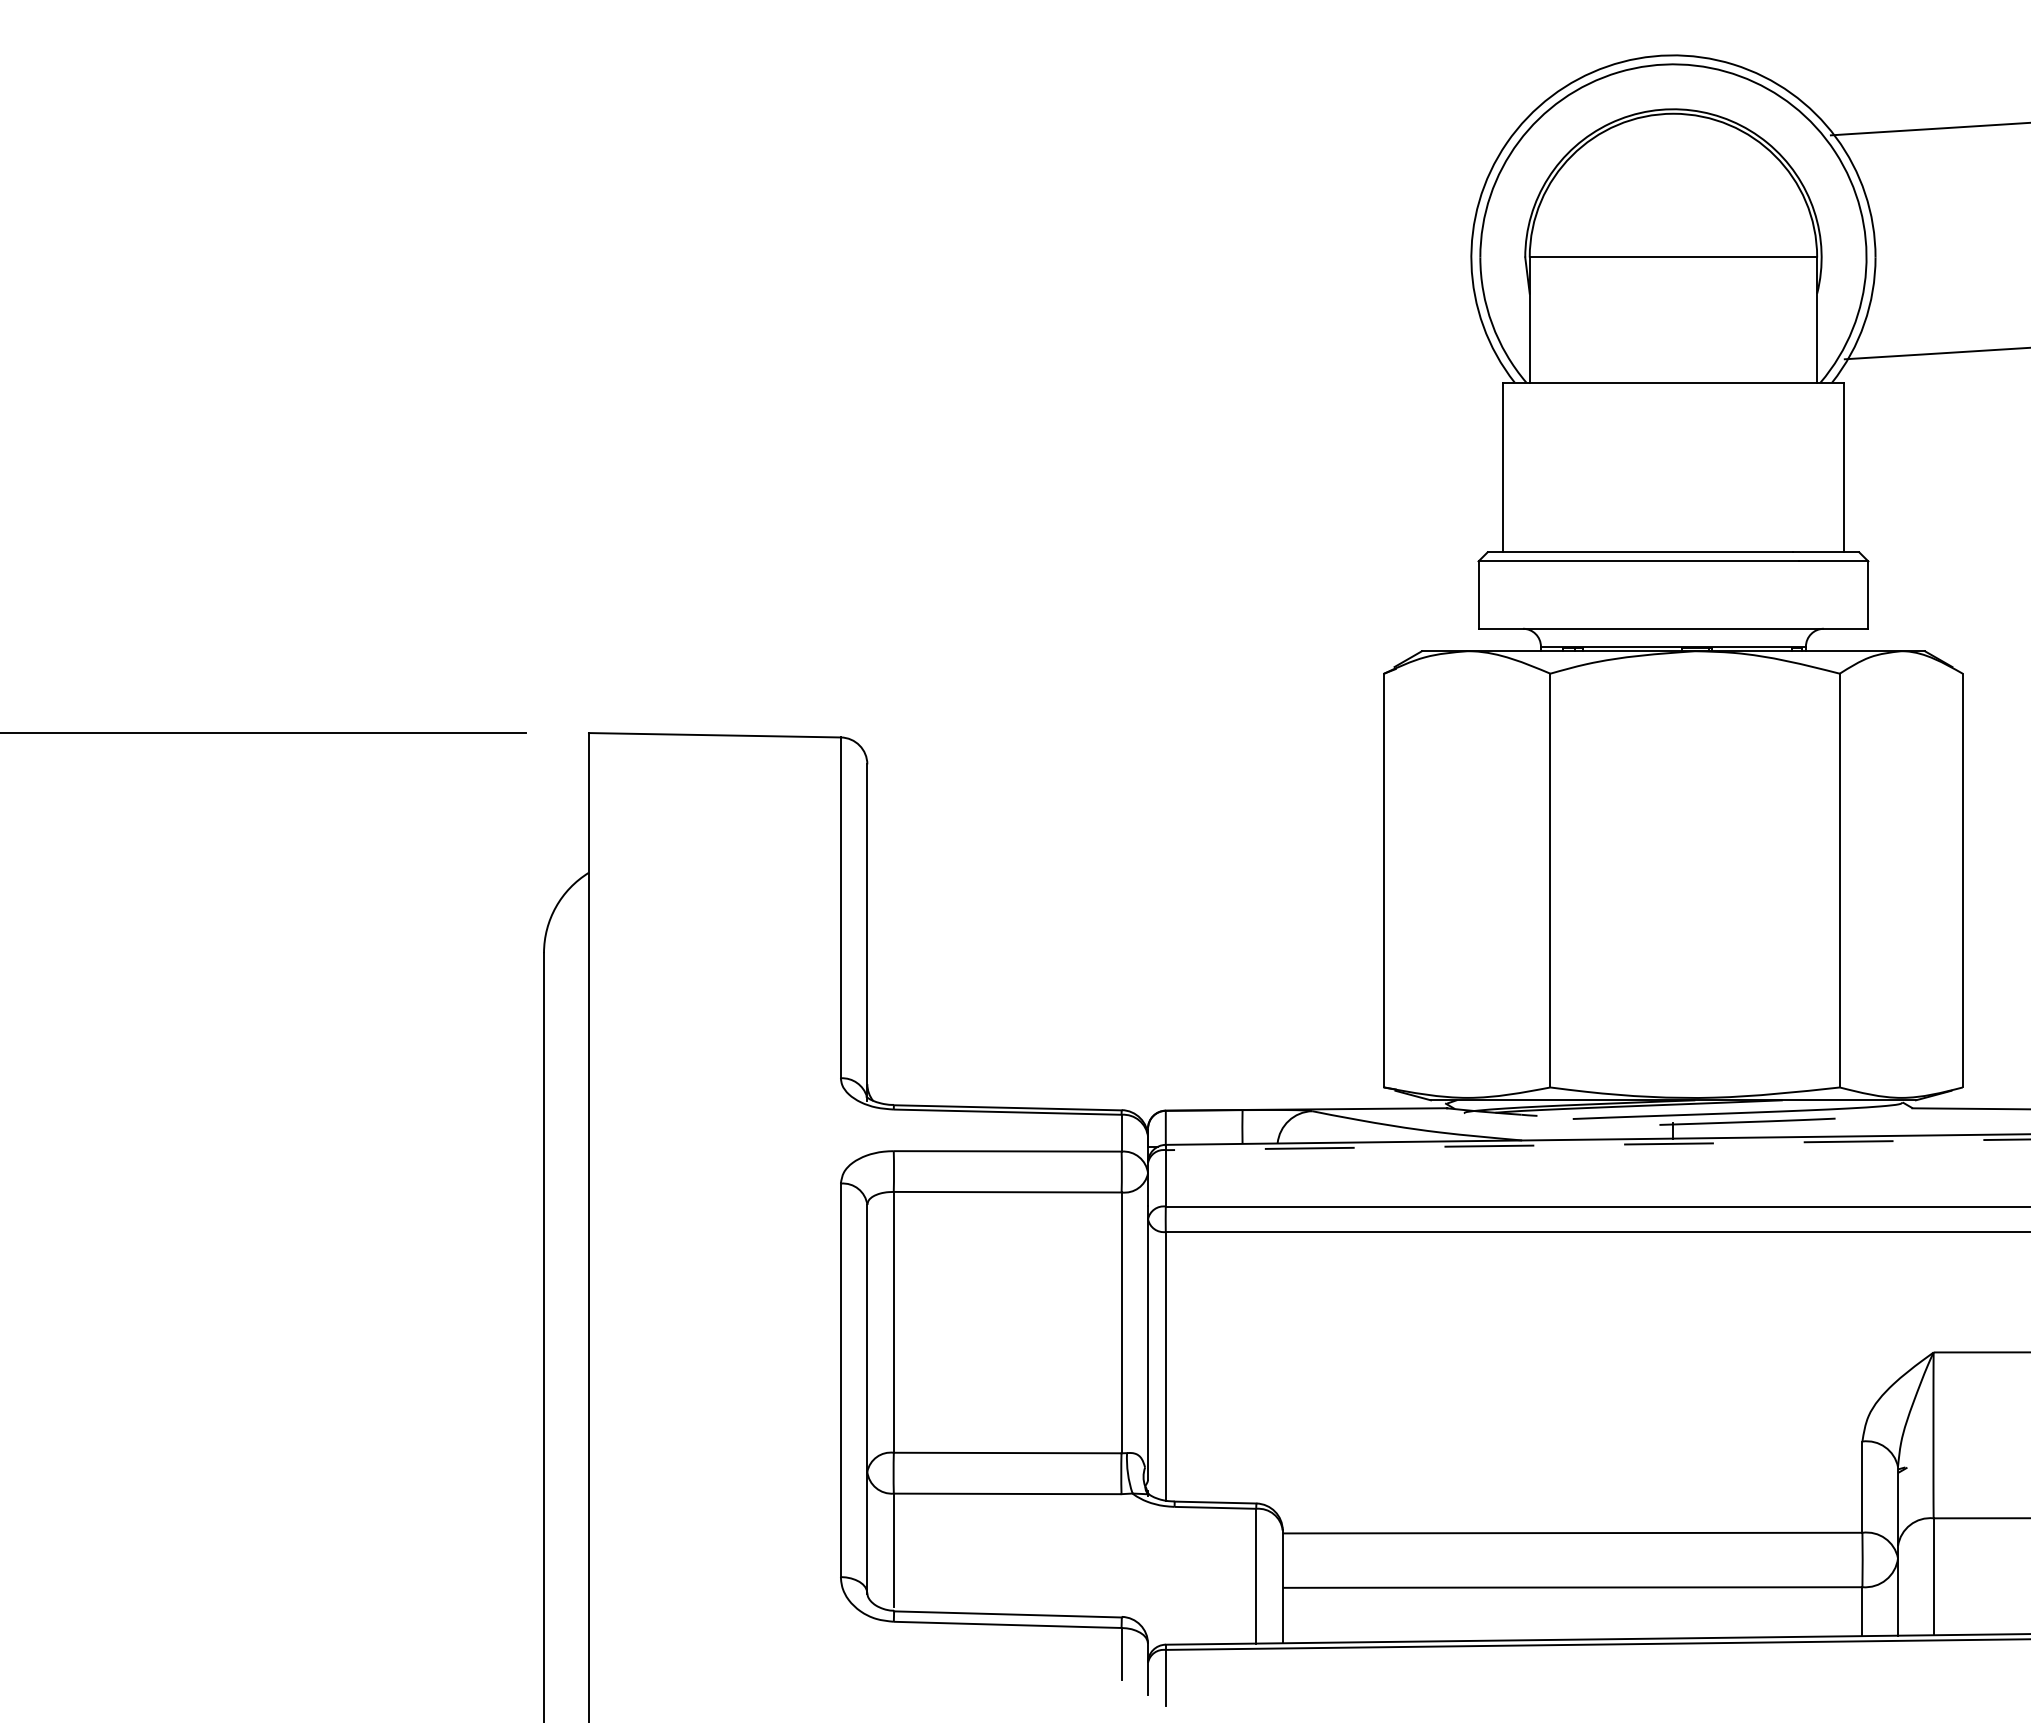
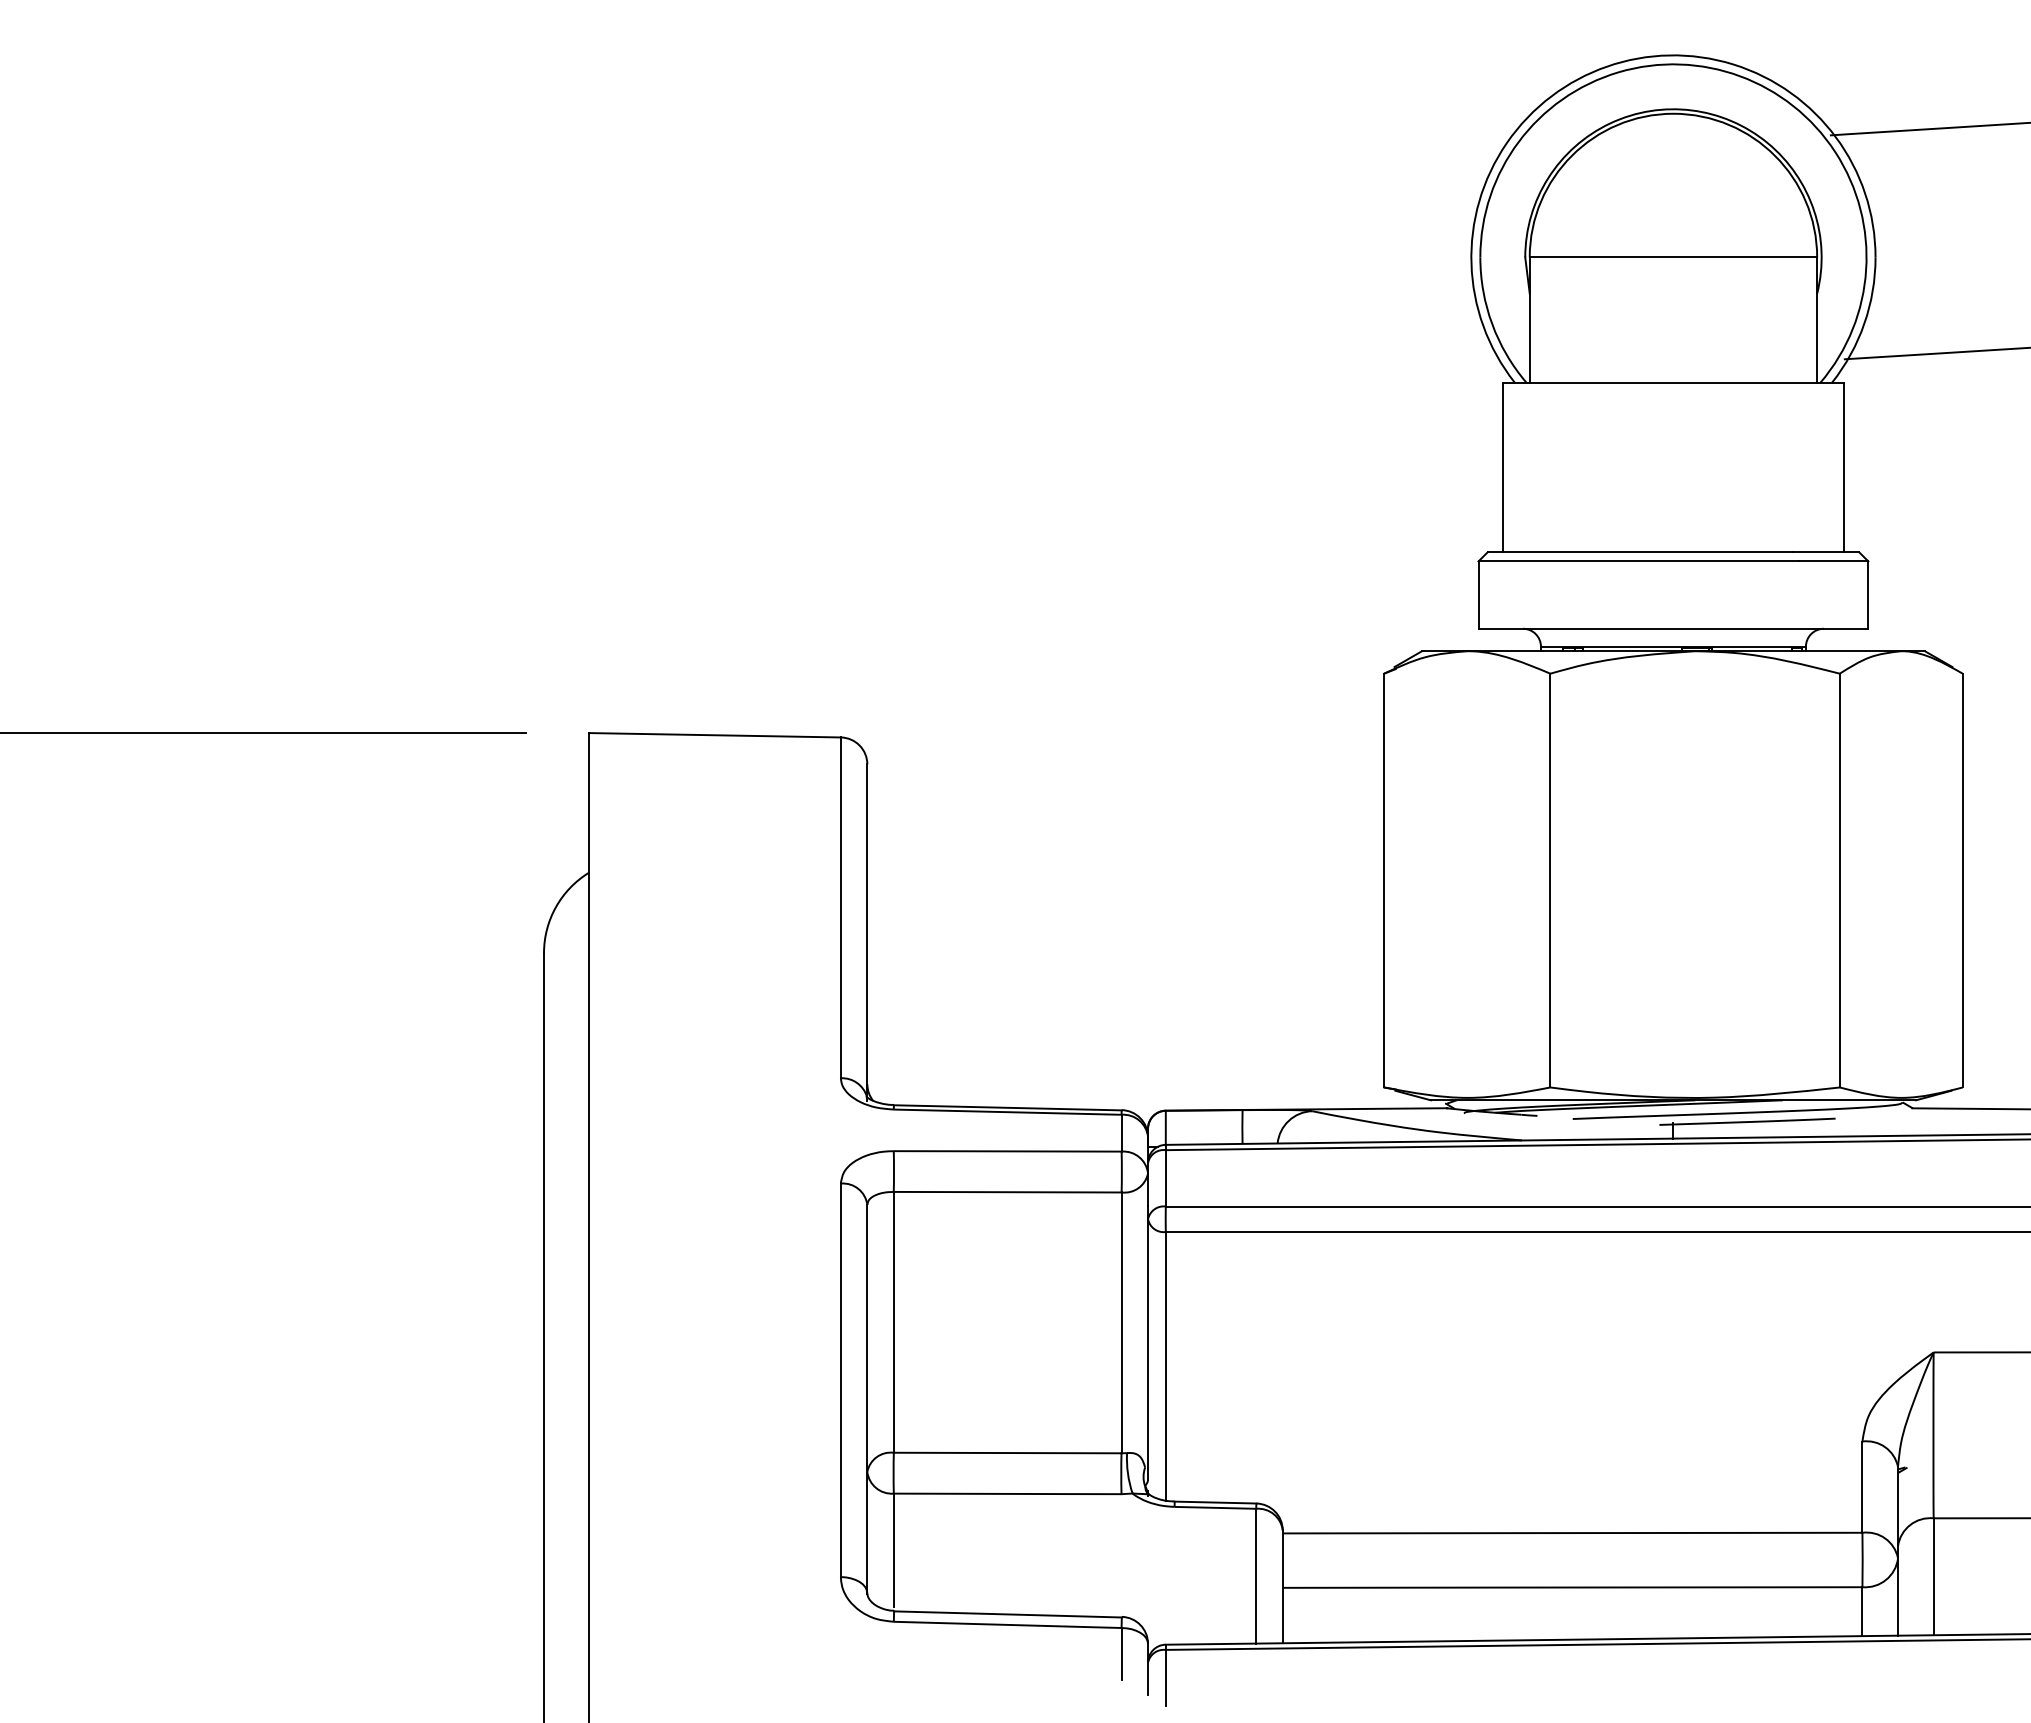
line: dashed -> solid (1598, 1144)
